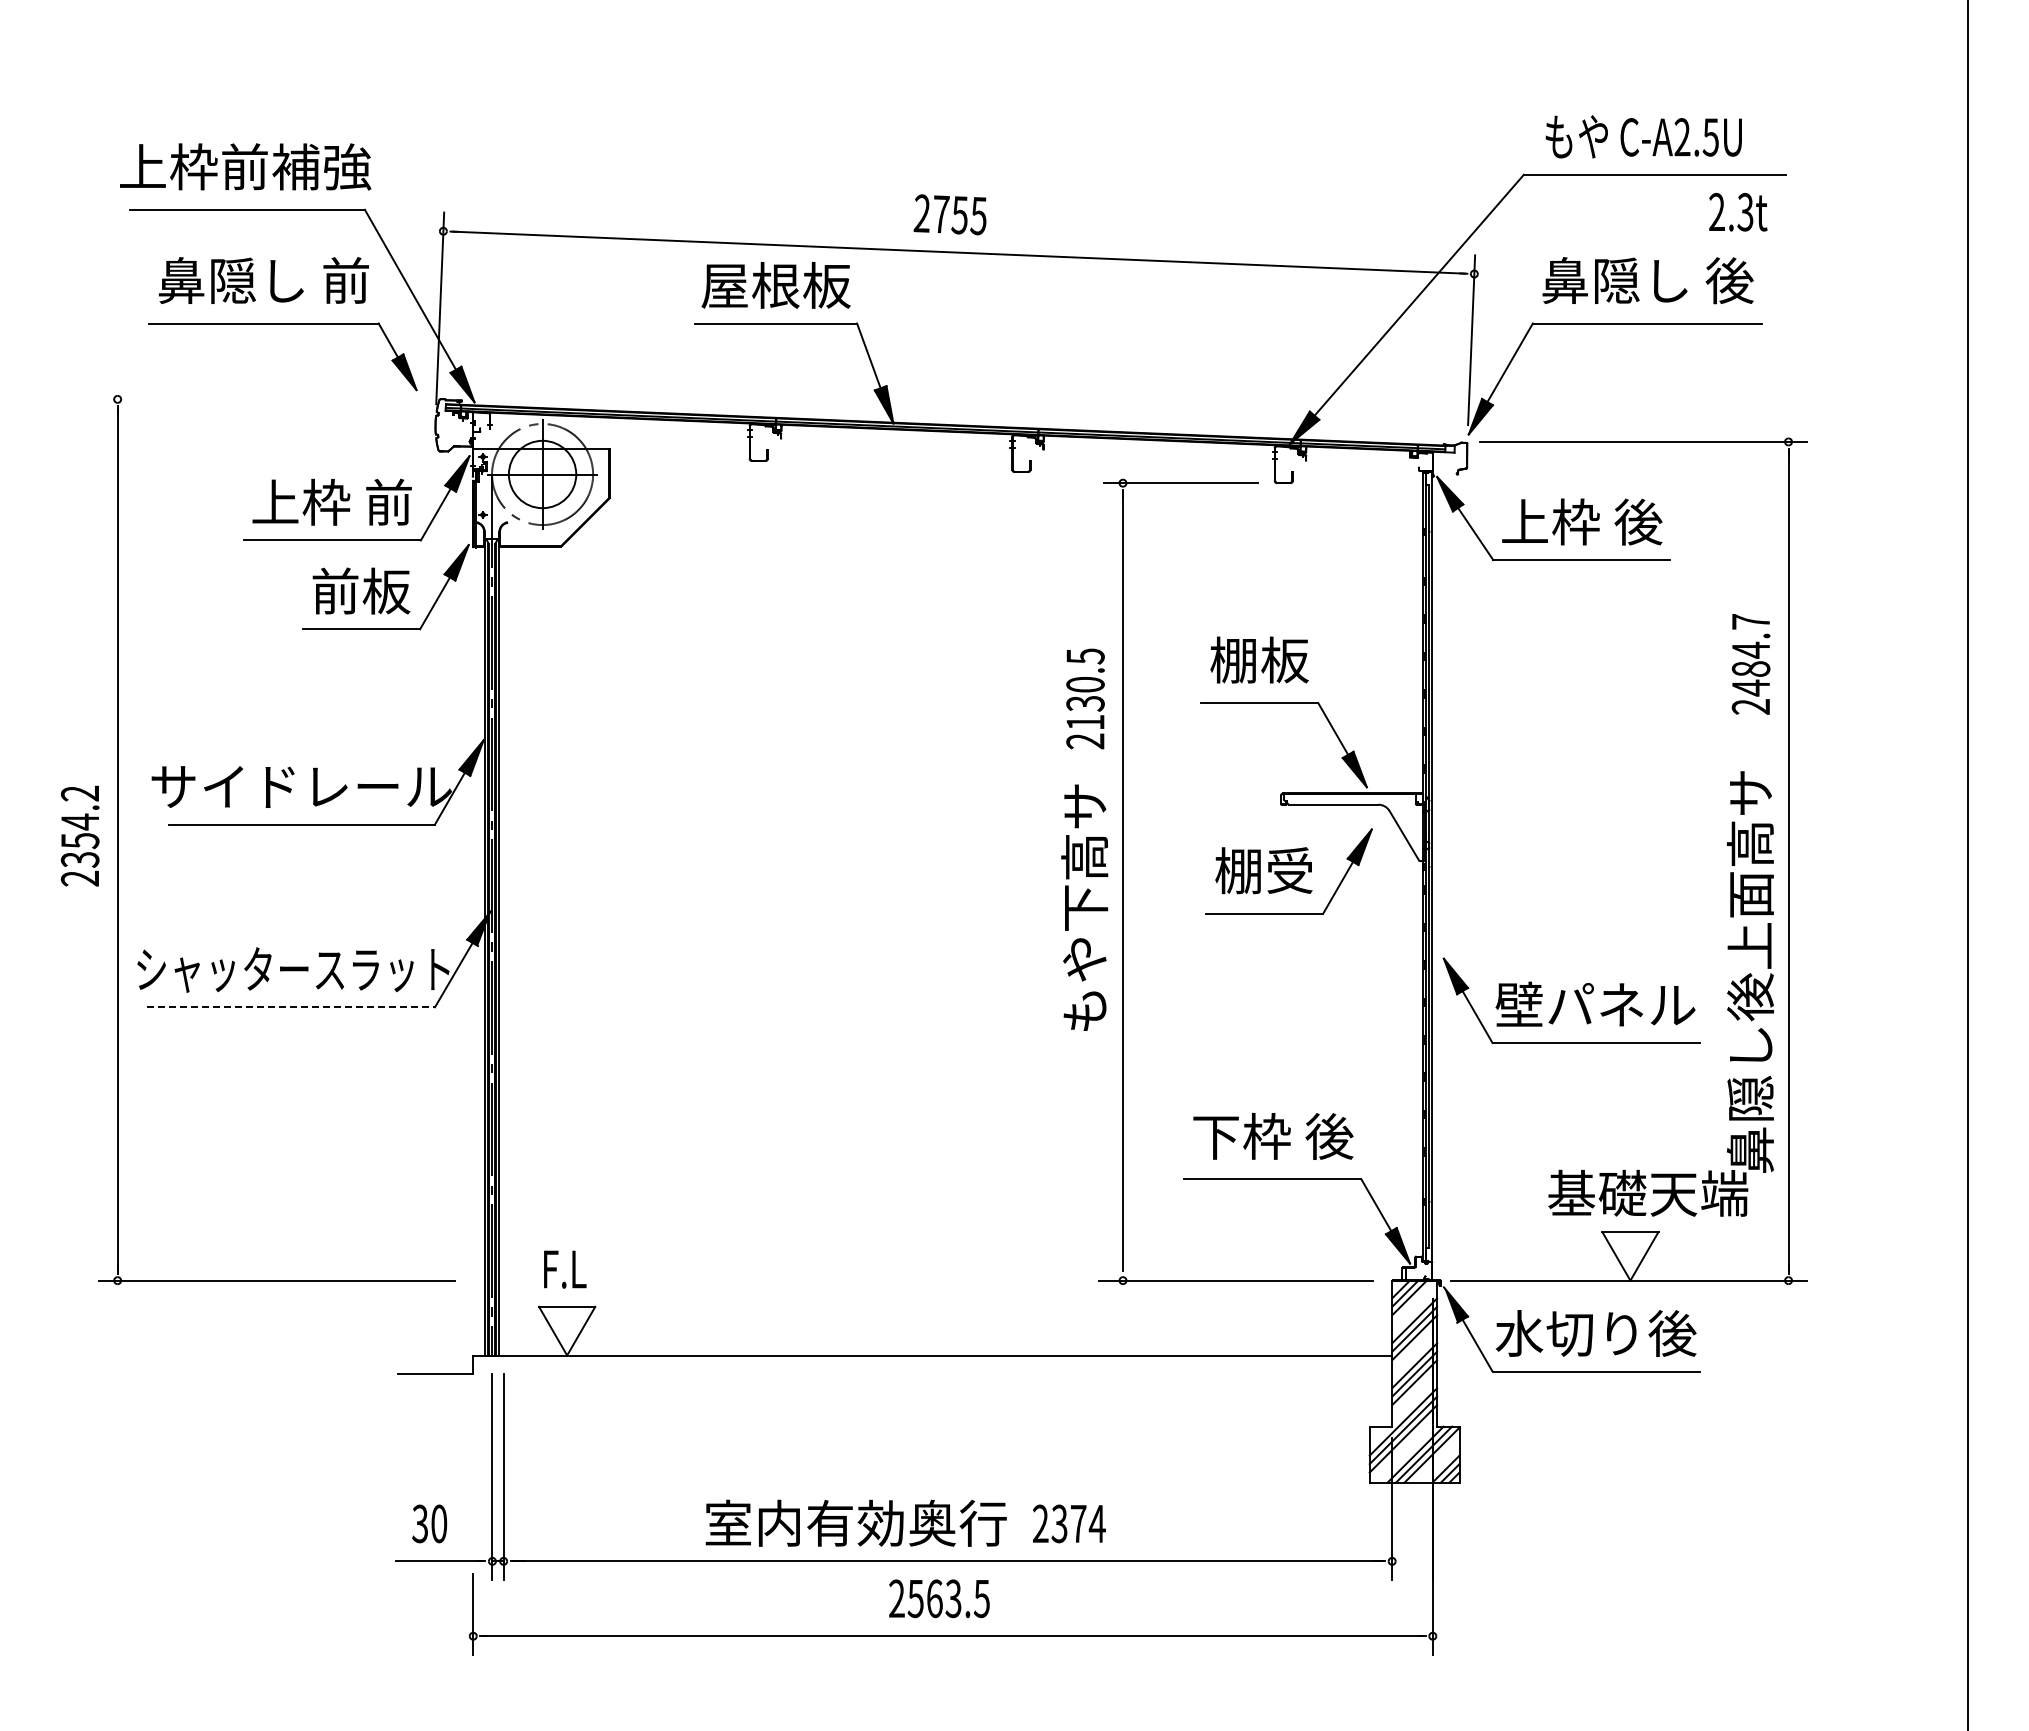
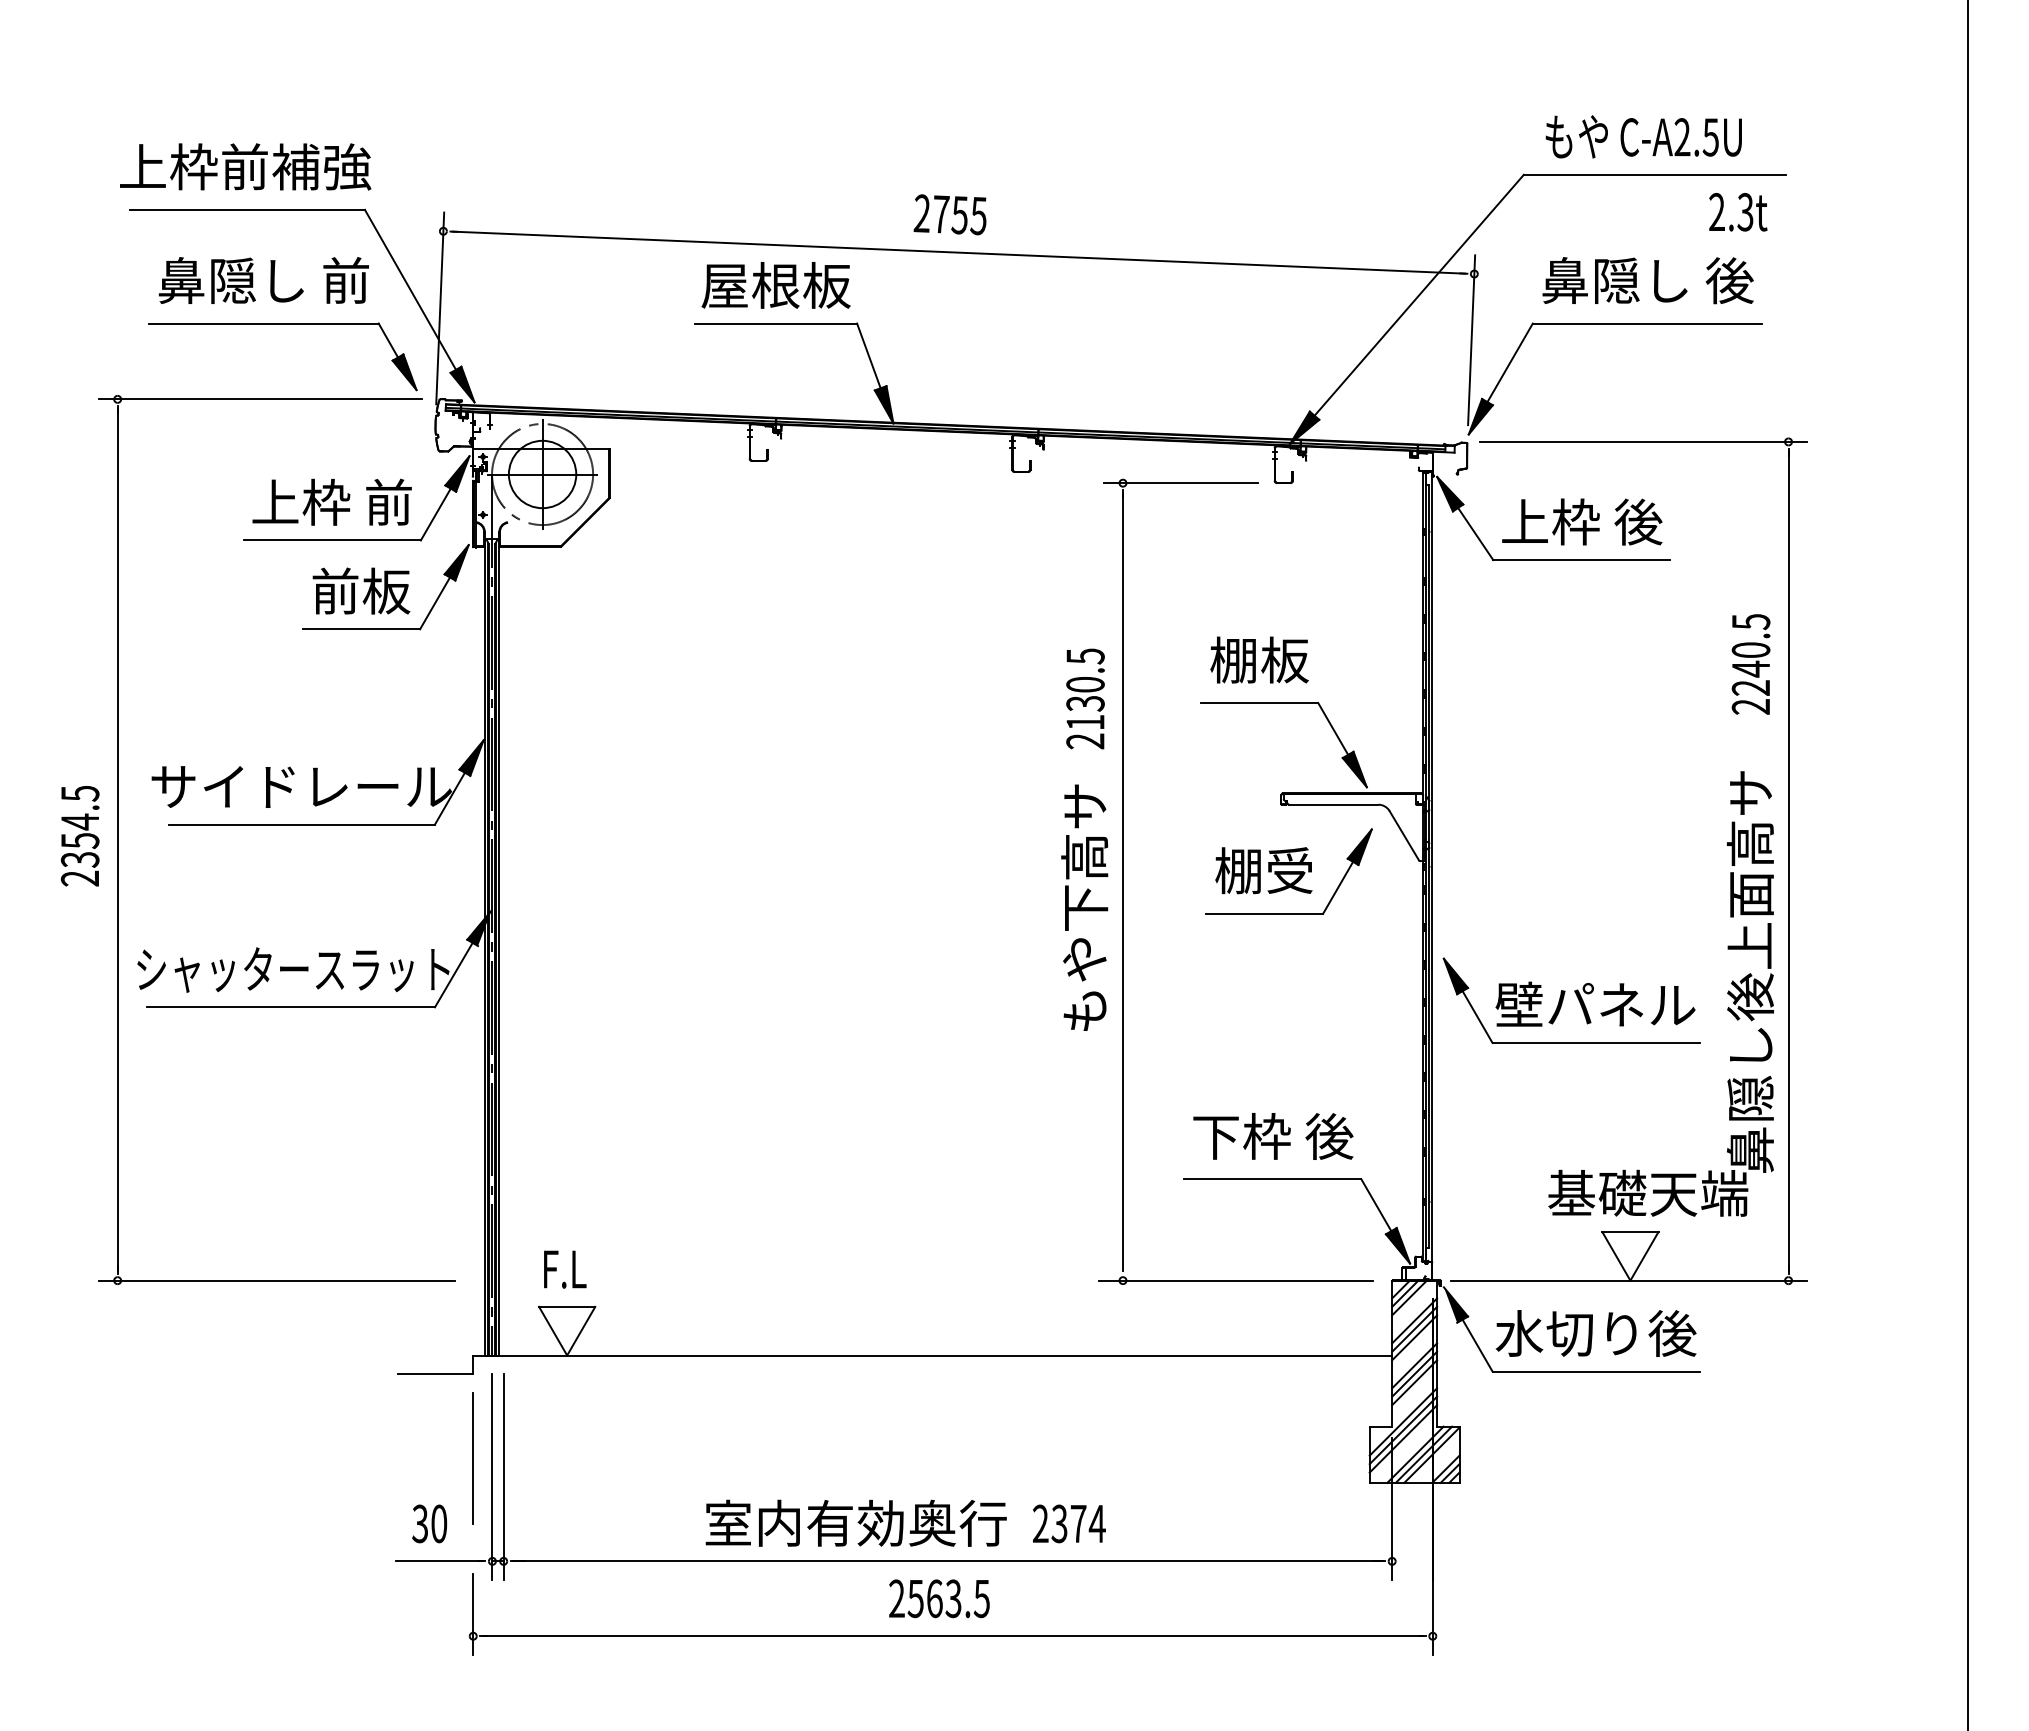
line: none -> present (260, 399)
text: 2484.7 -> 2240.5 (1750, 655)
text: 2354.2 -> 2354.5 (79, 793)
line: dashed -> solid (291, 1007)
line: none -> present (473, 1457)
